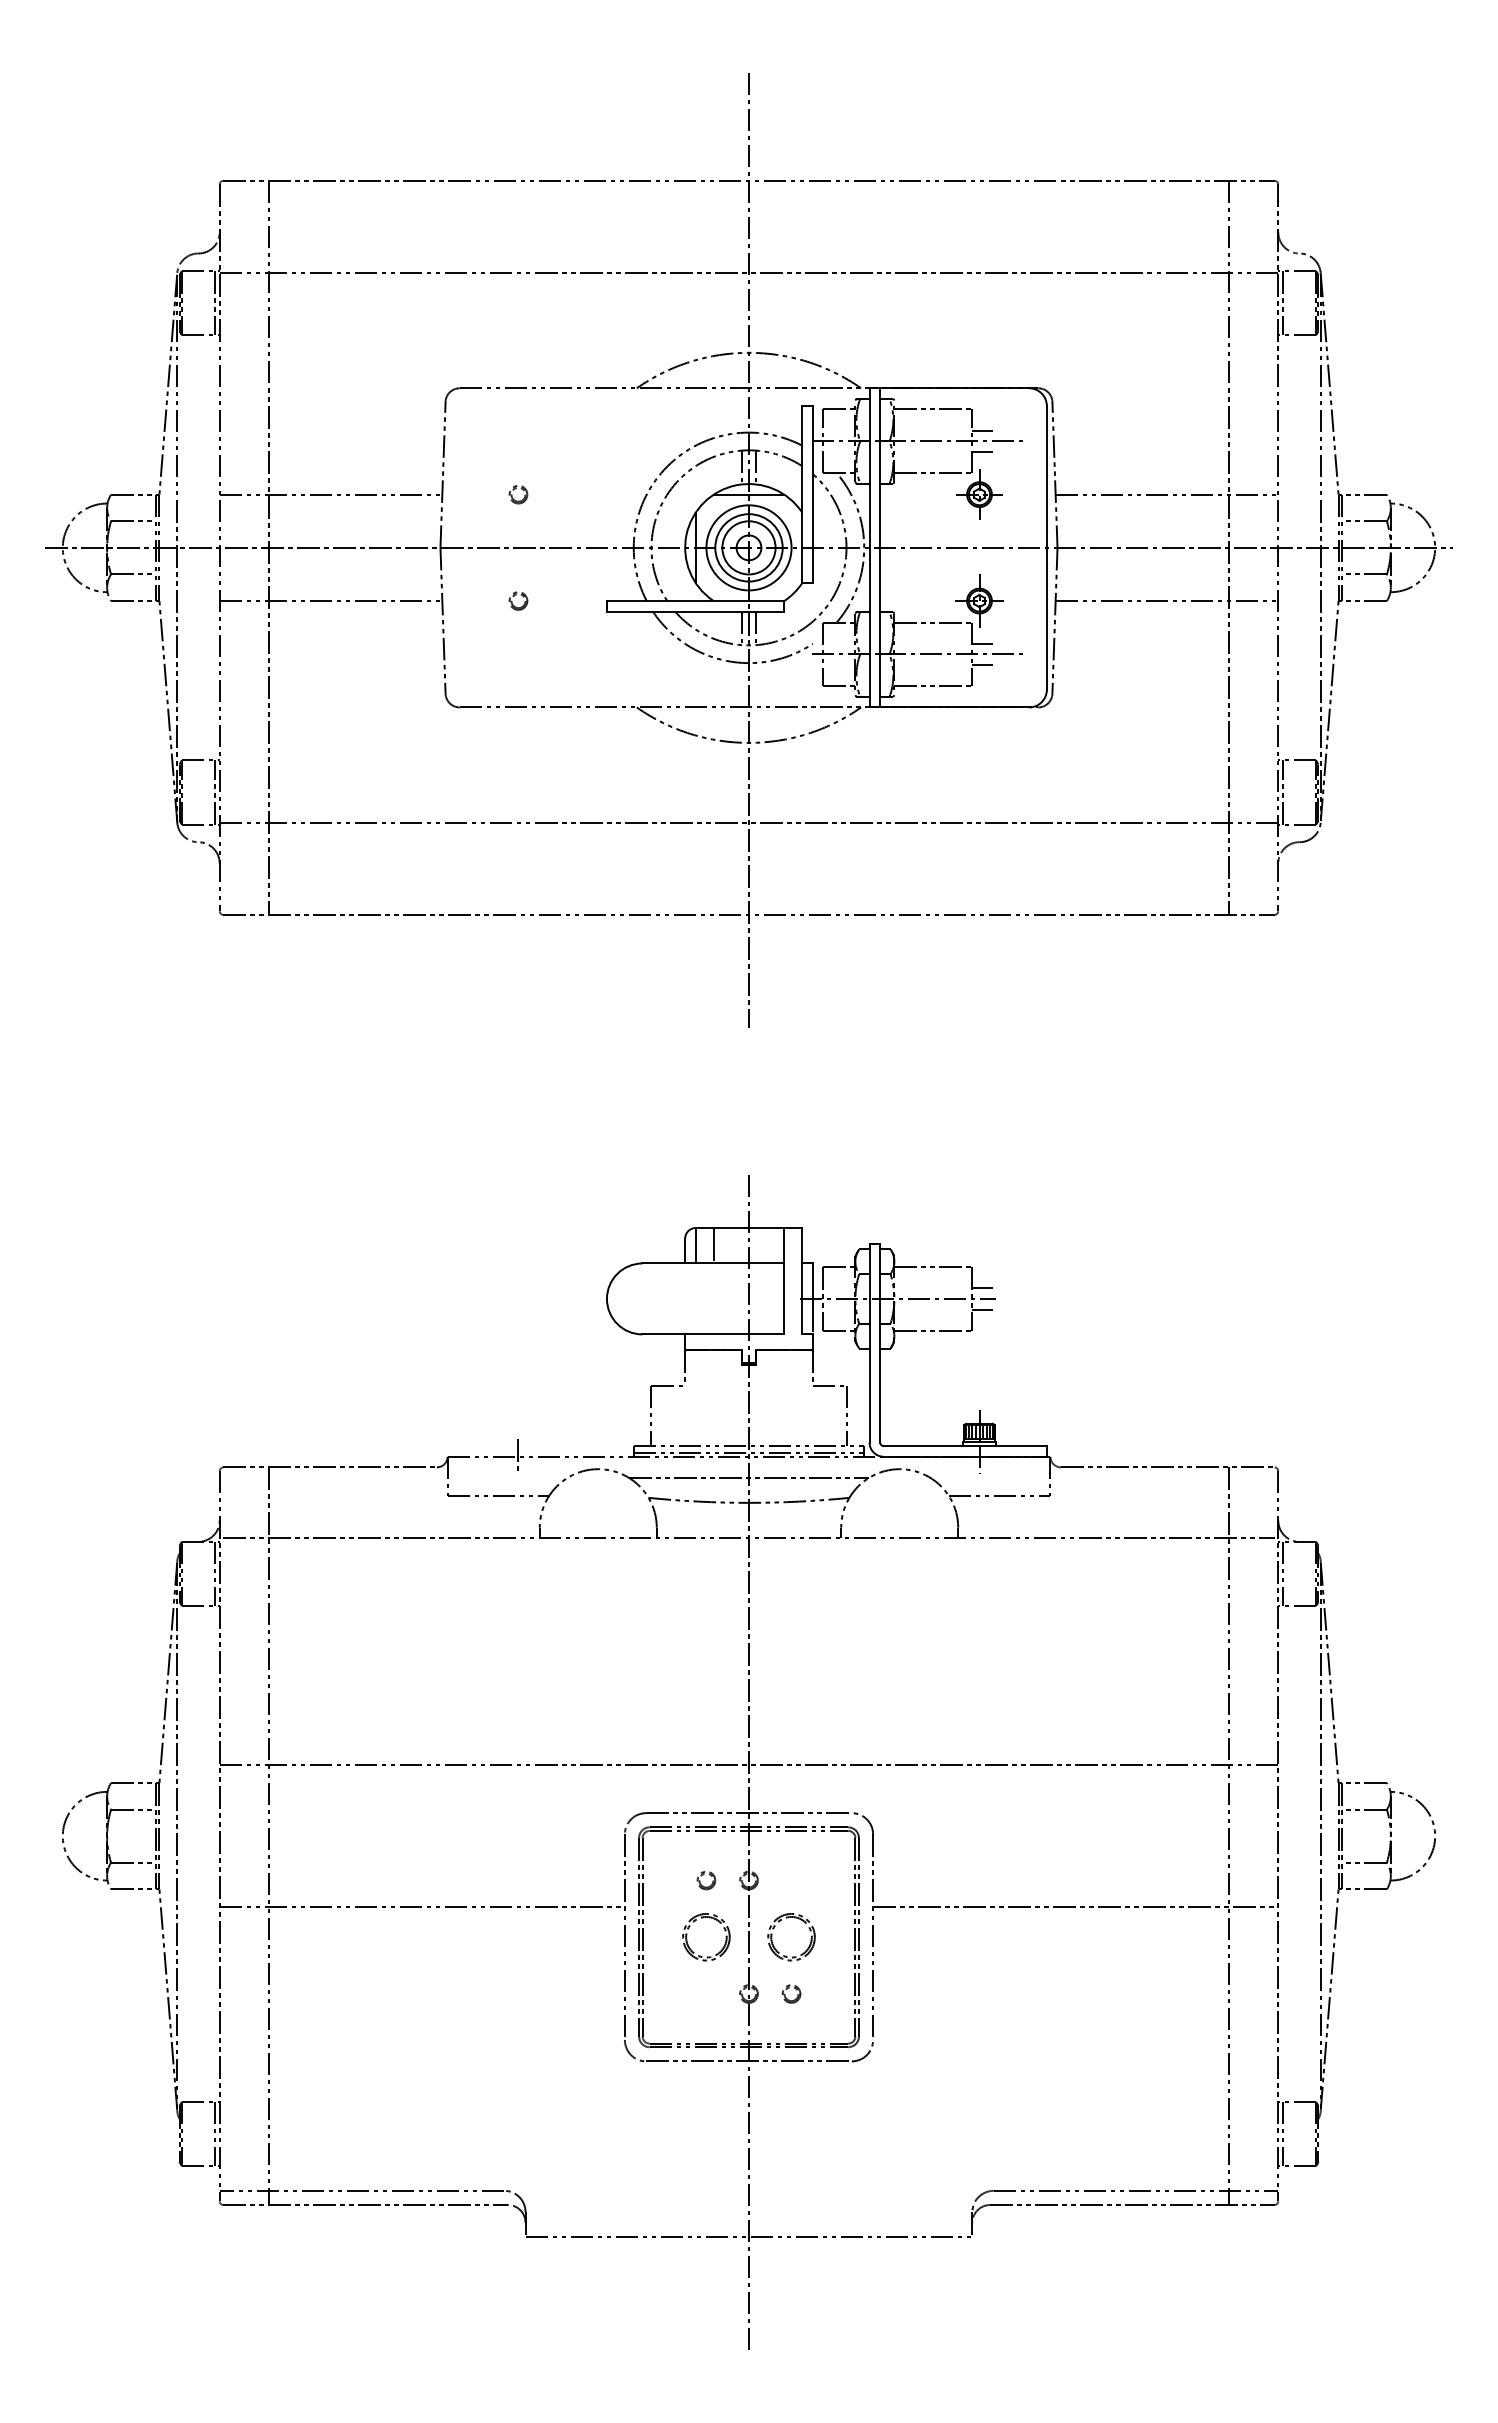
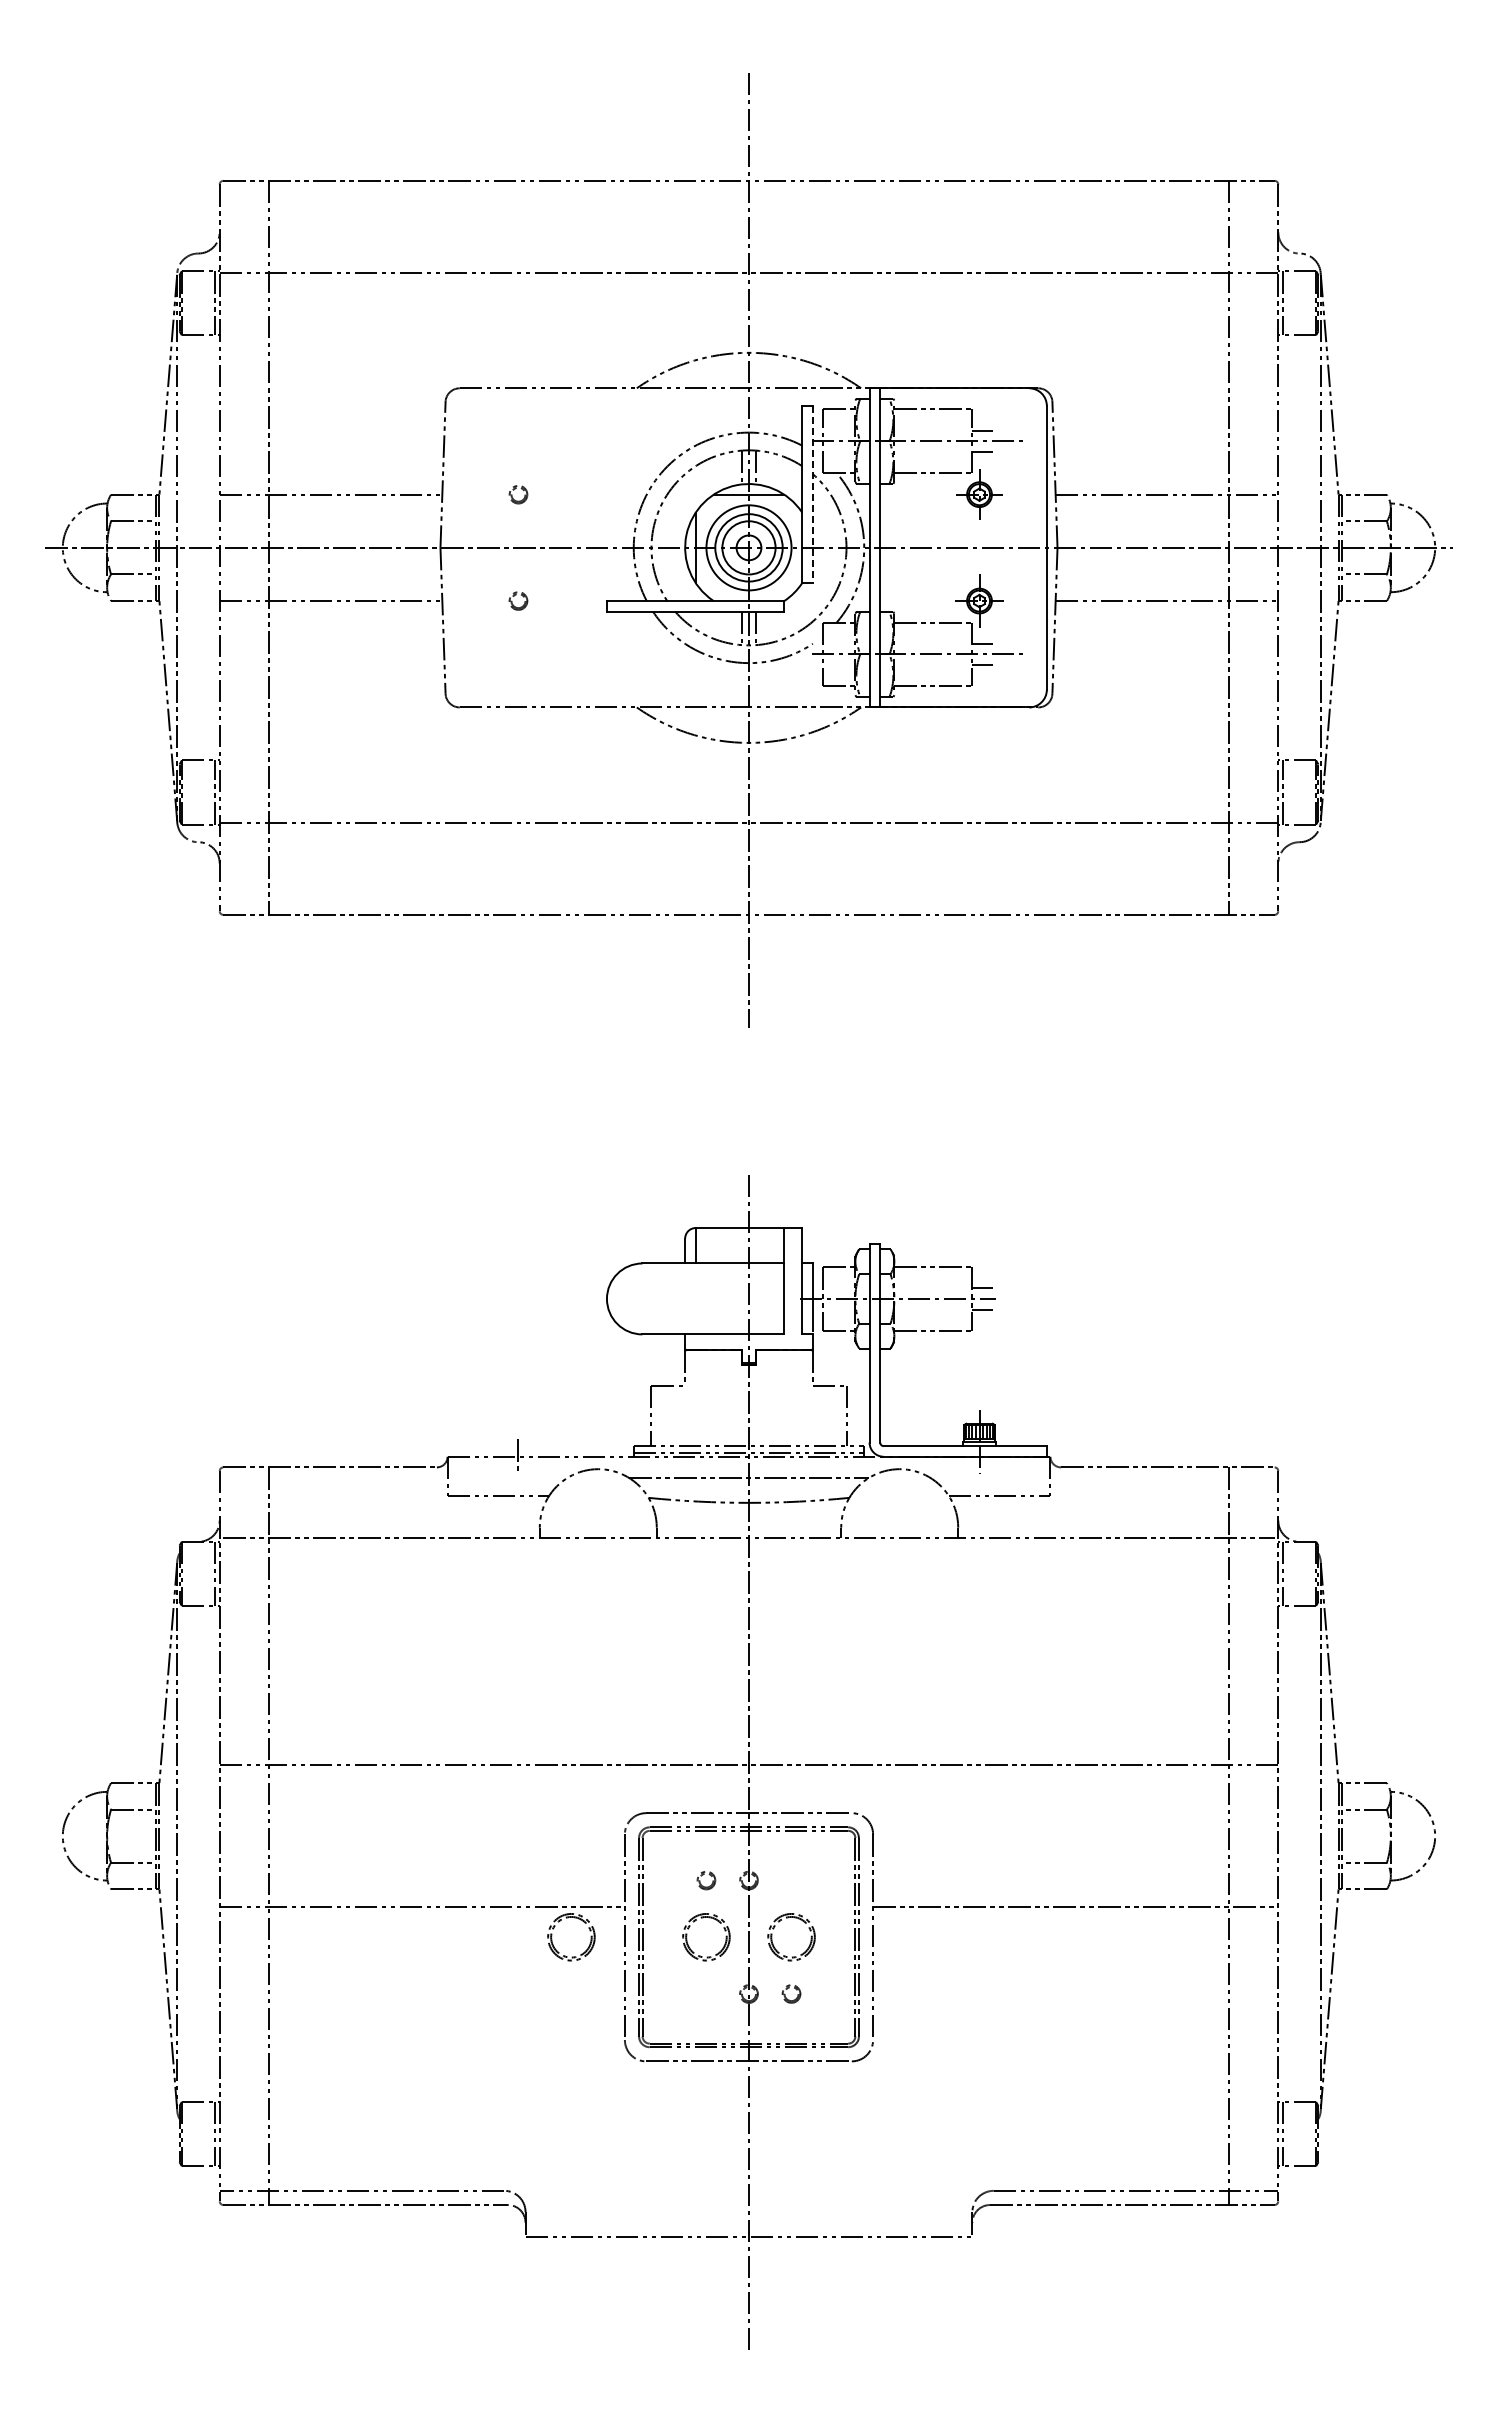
line: solid -> dashed (812, 494)
line: present -> none (713, 1244)
part: none -> present (587, 1947)
